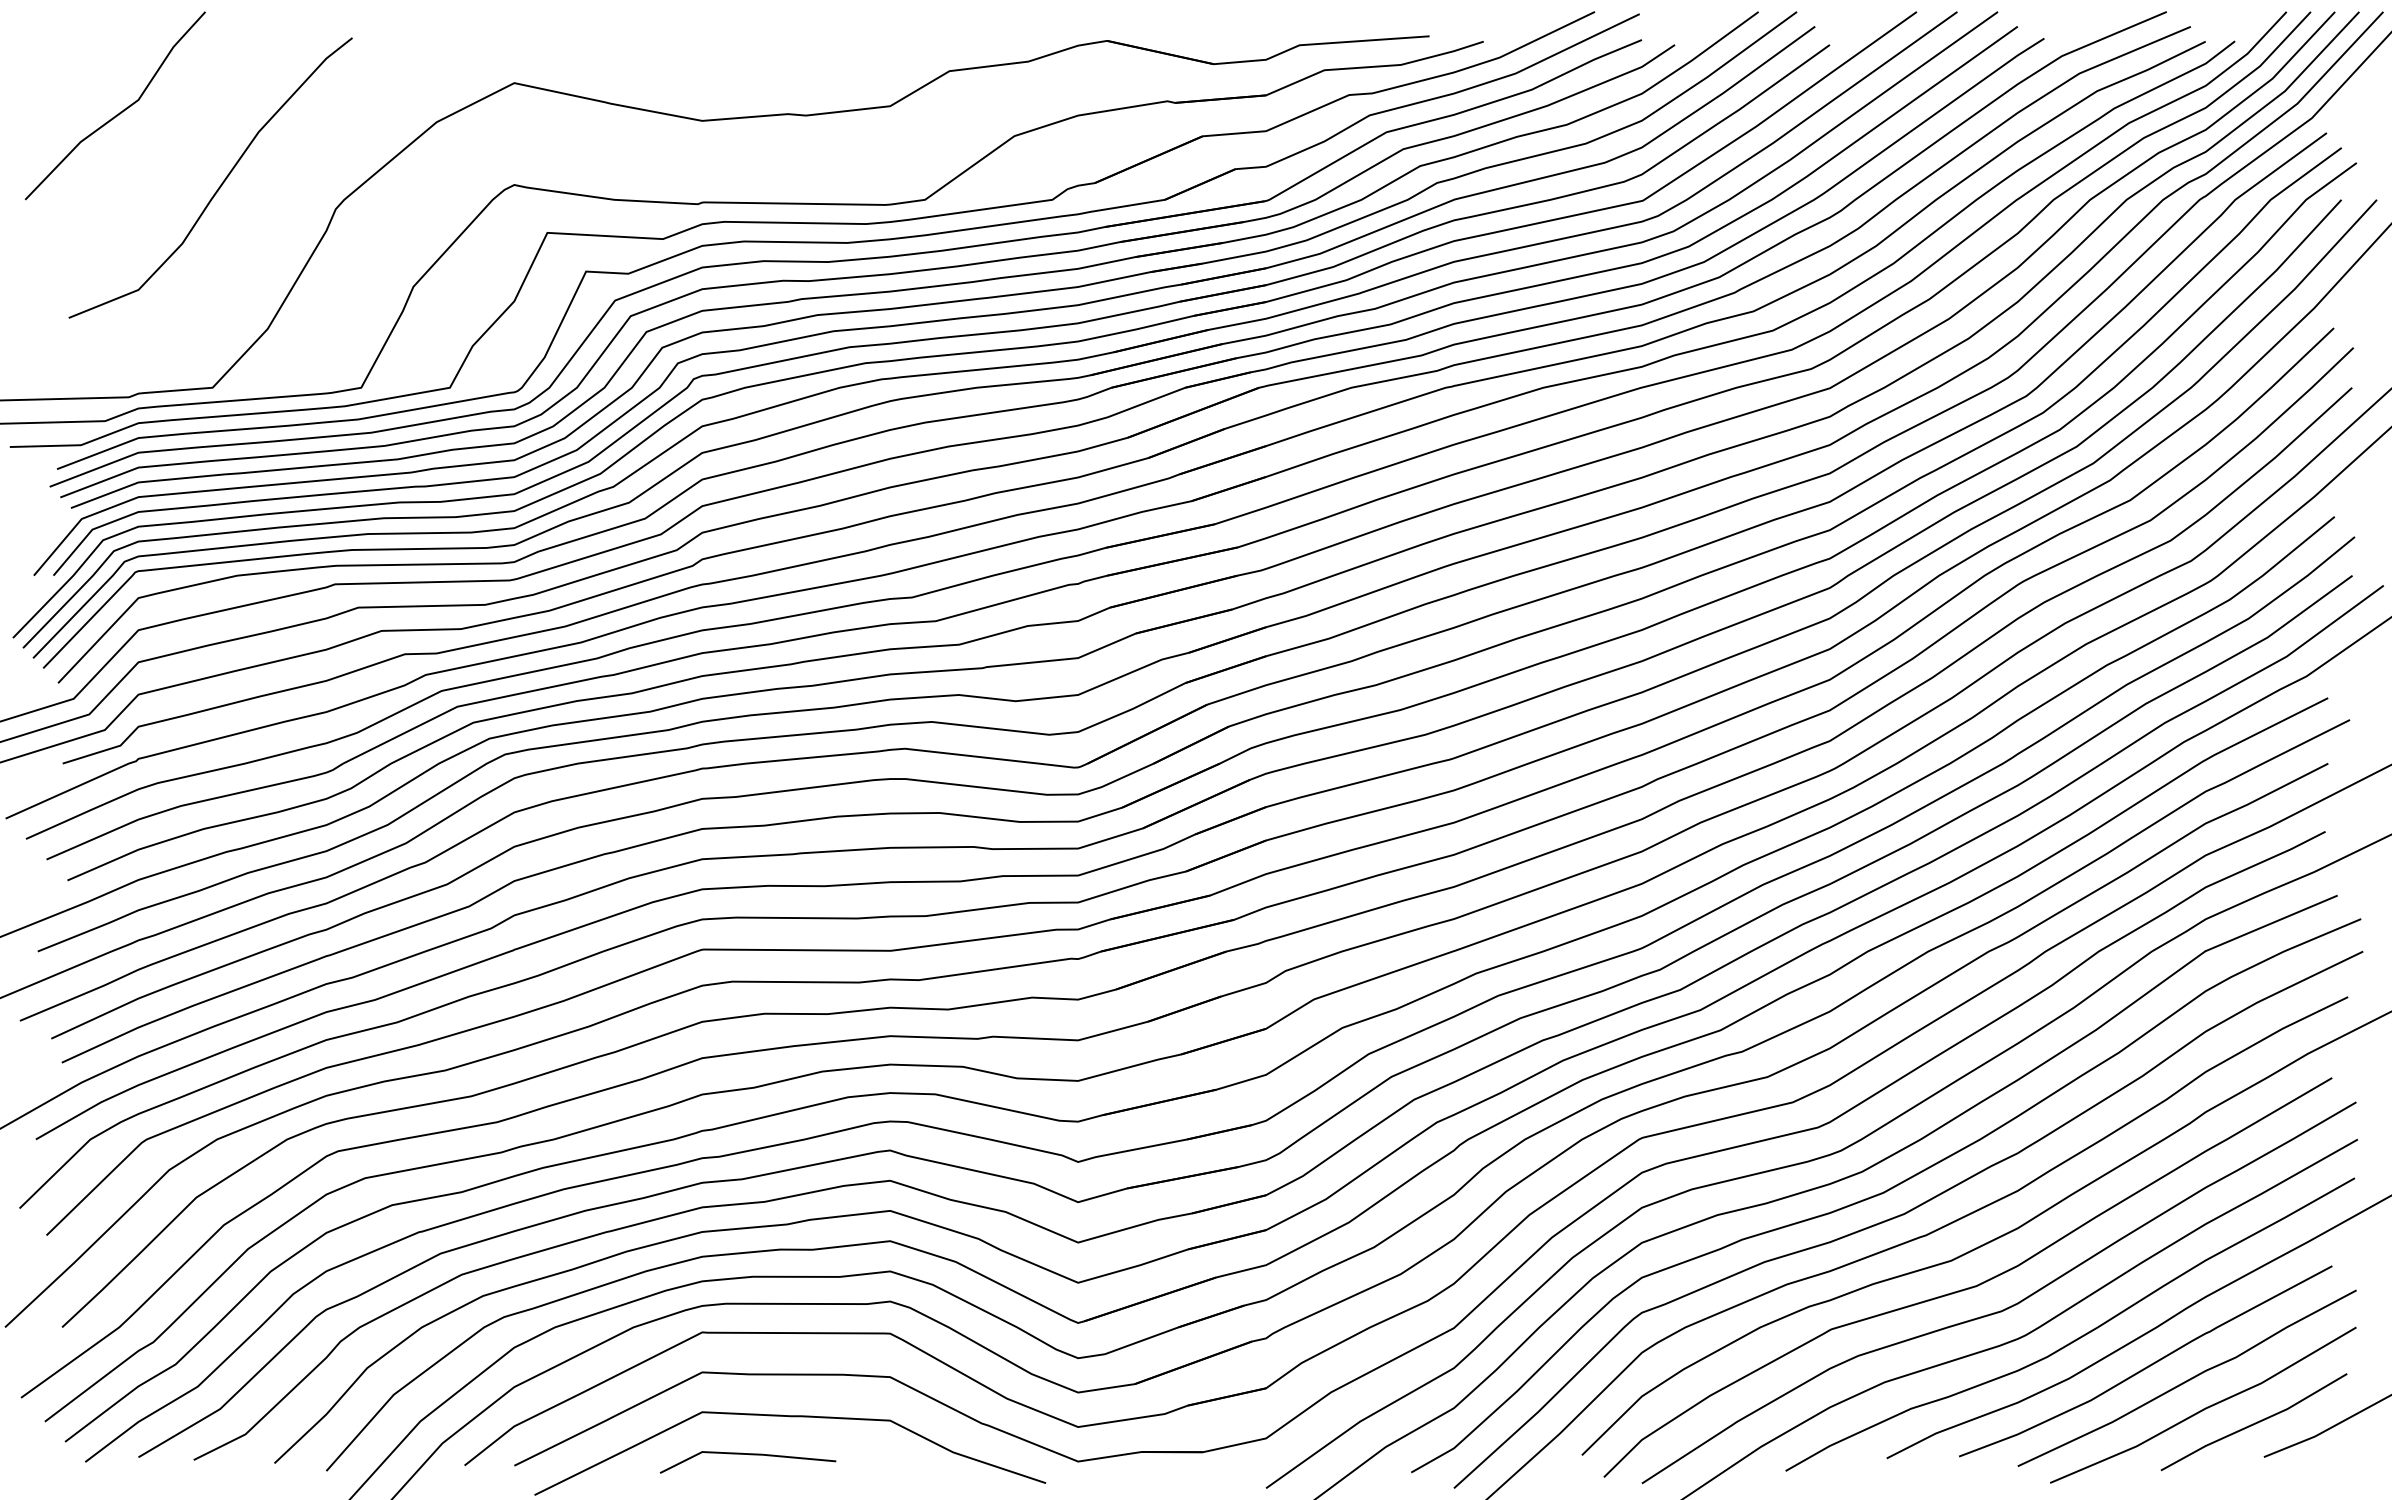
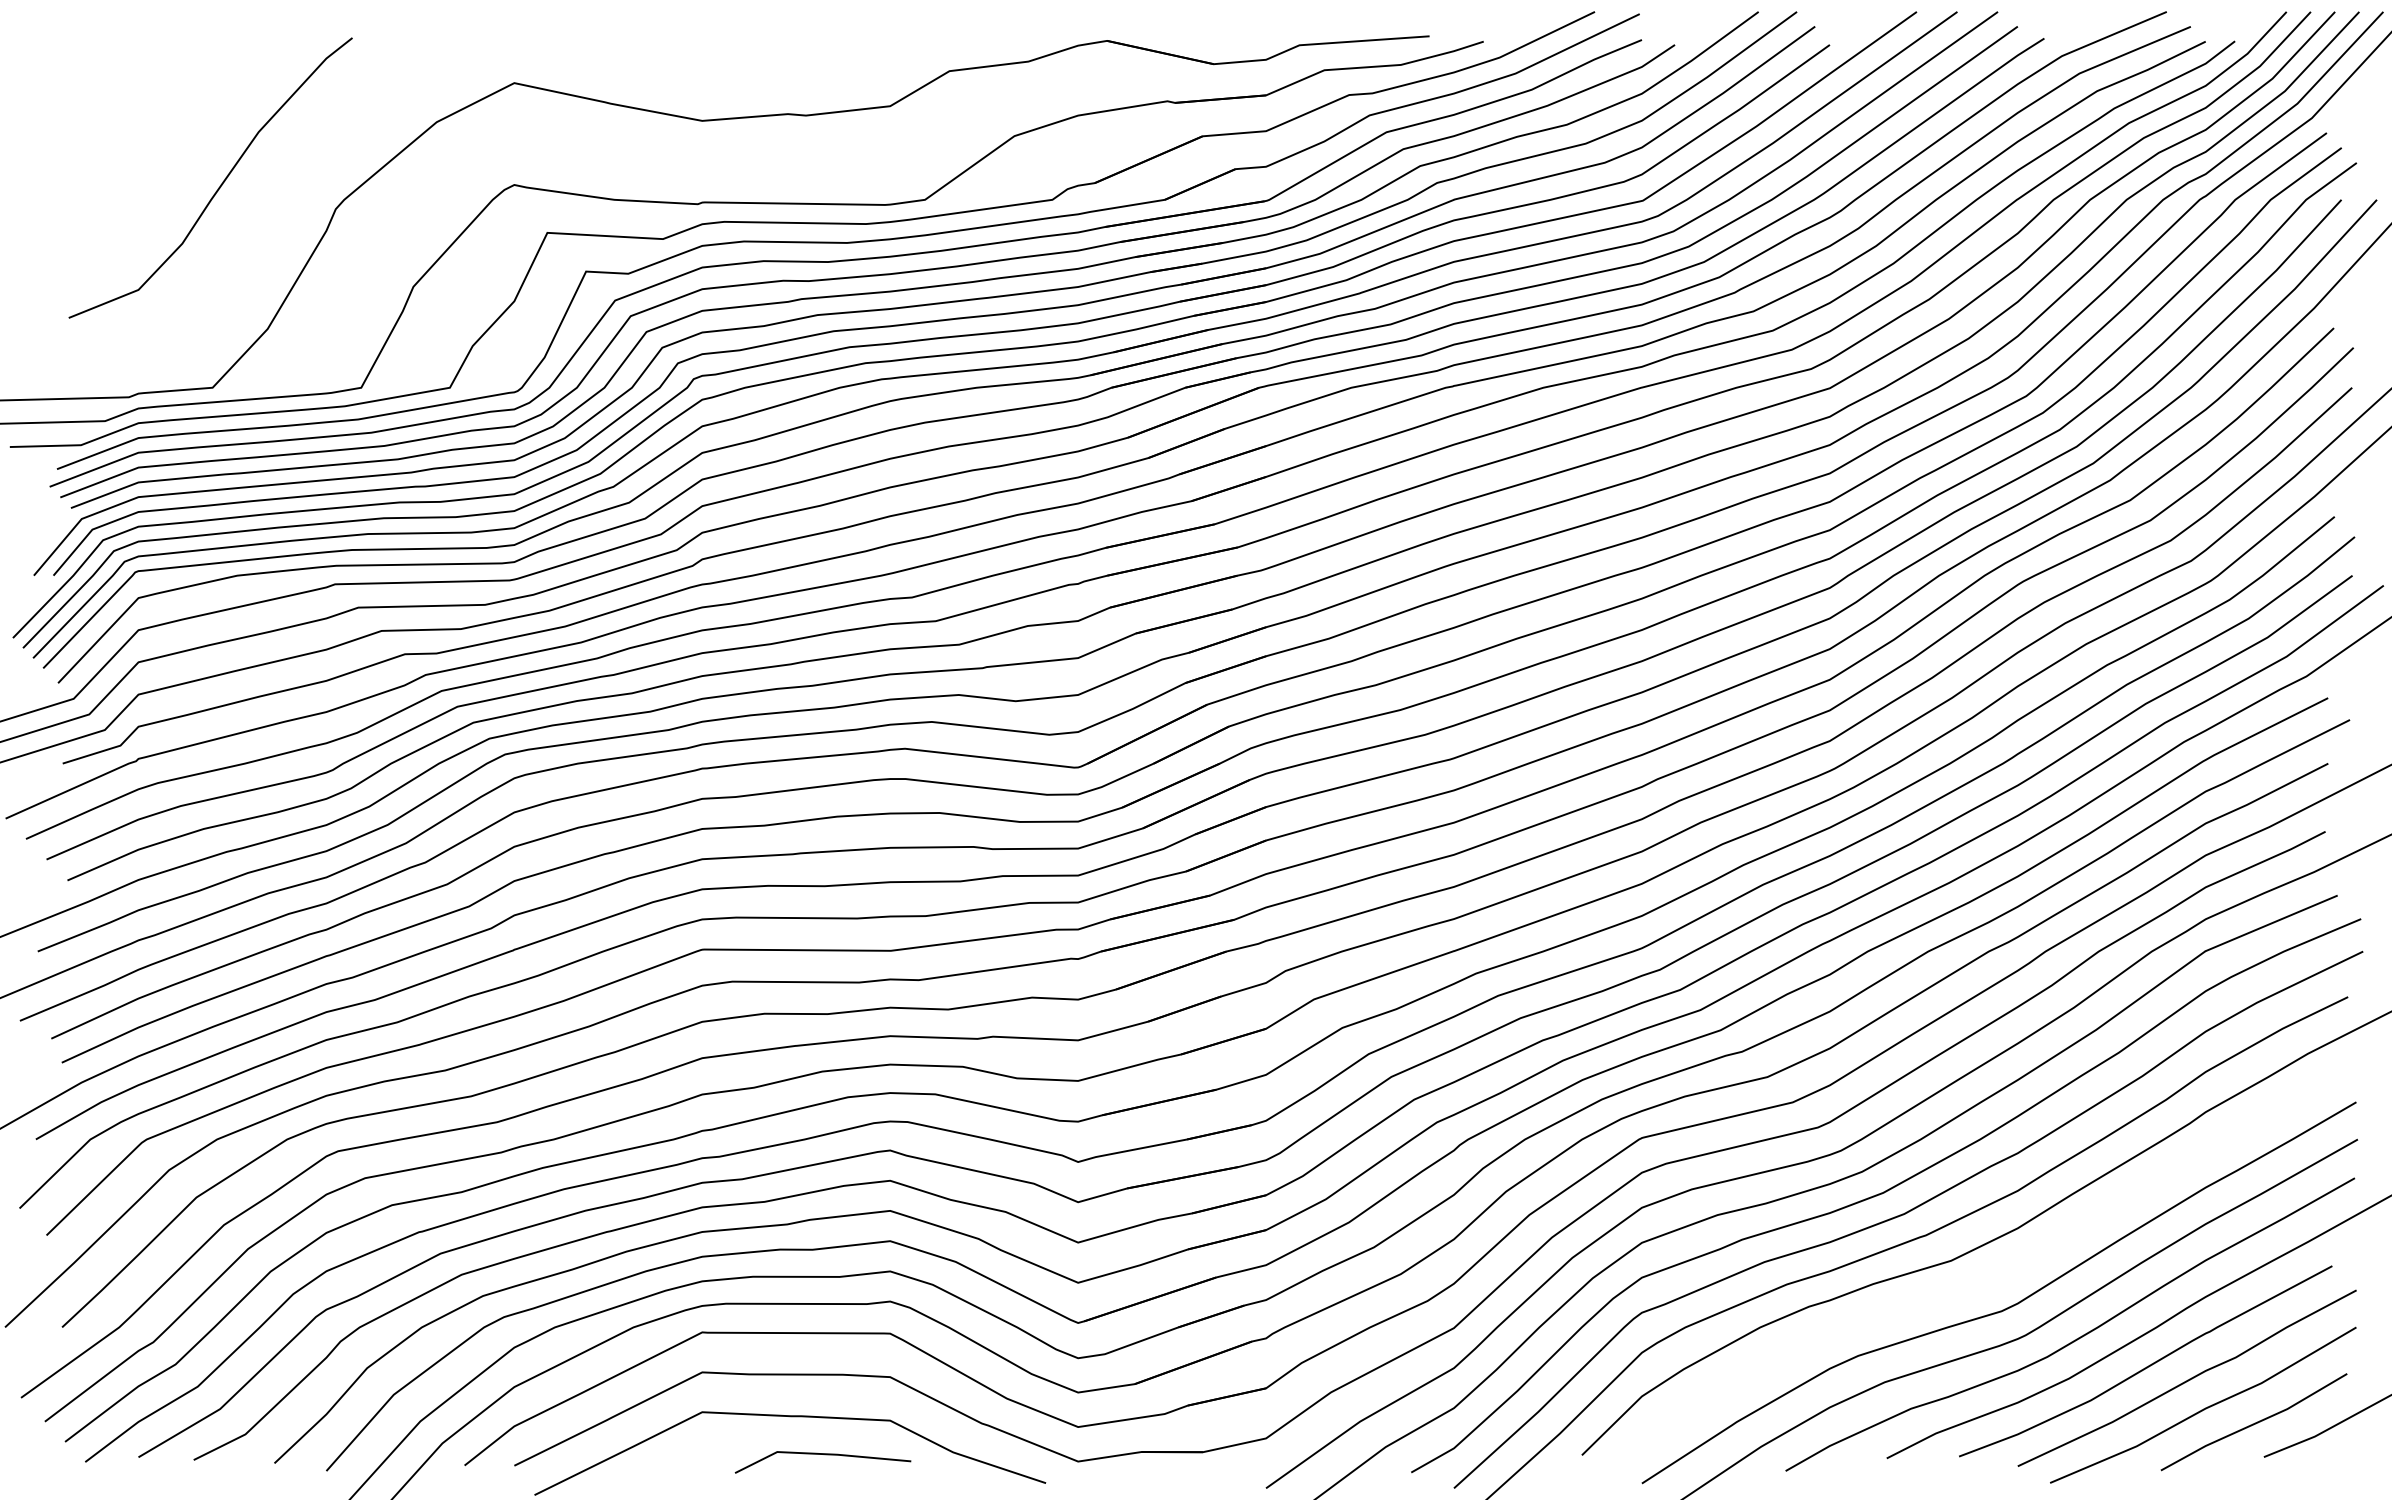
line: present -> none (120, 111)
curve: present -> none (1971, 1286)
line position: (749, 1455) -> (824, 1455) (824, 1455)
